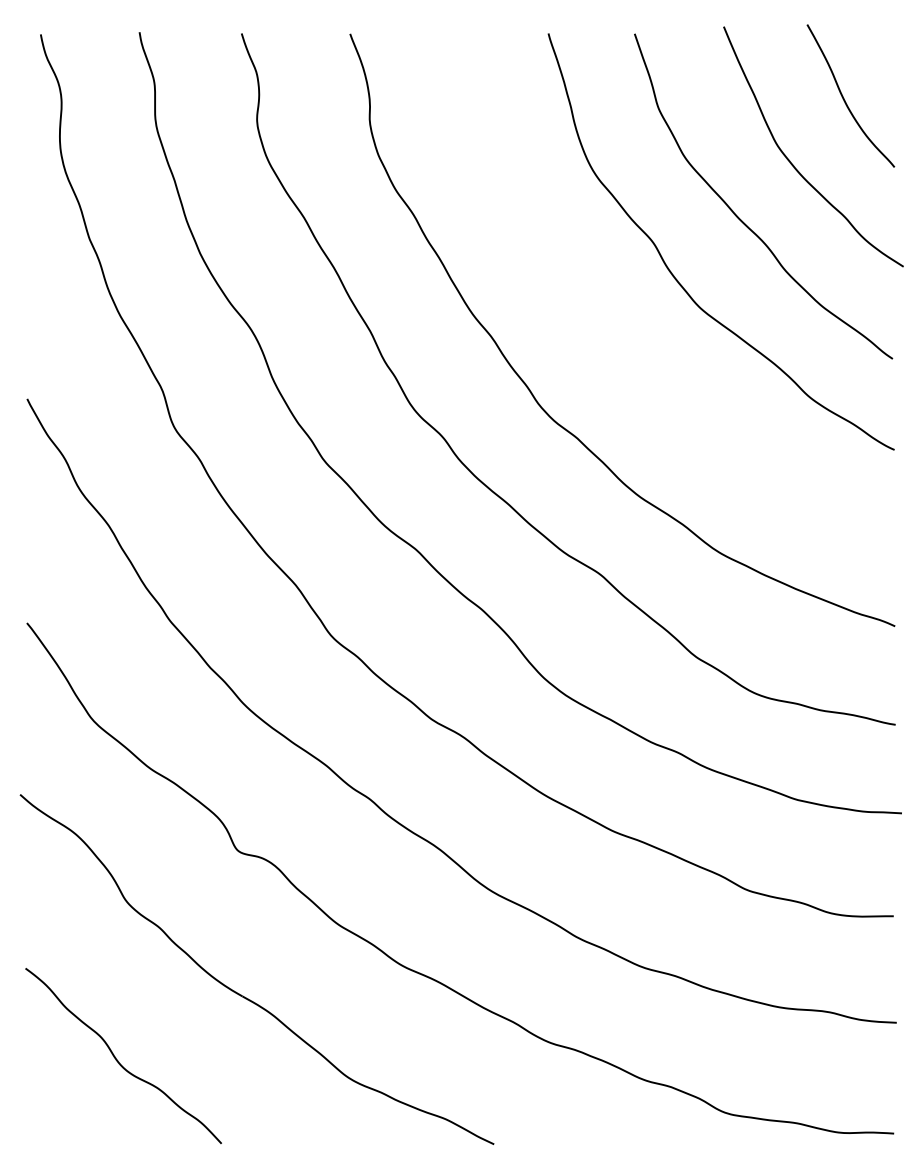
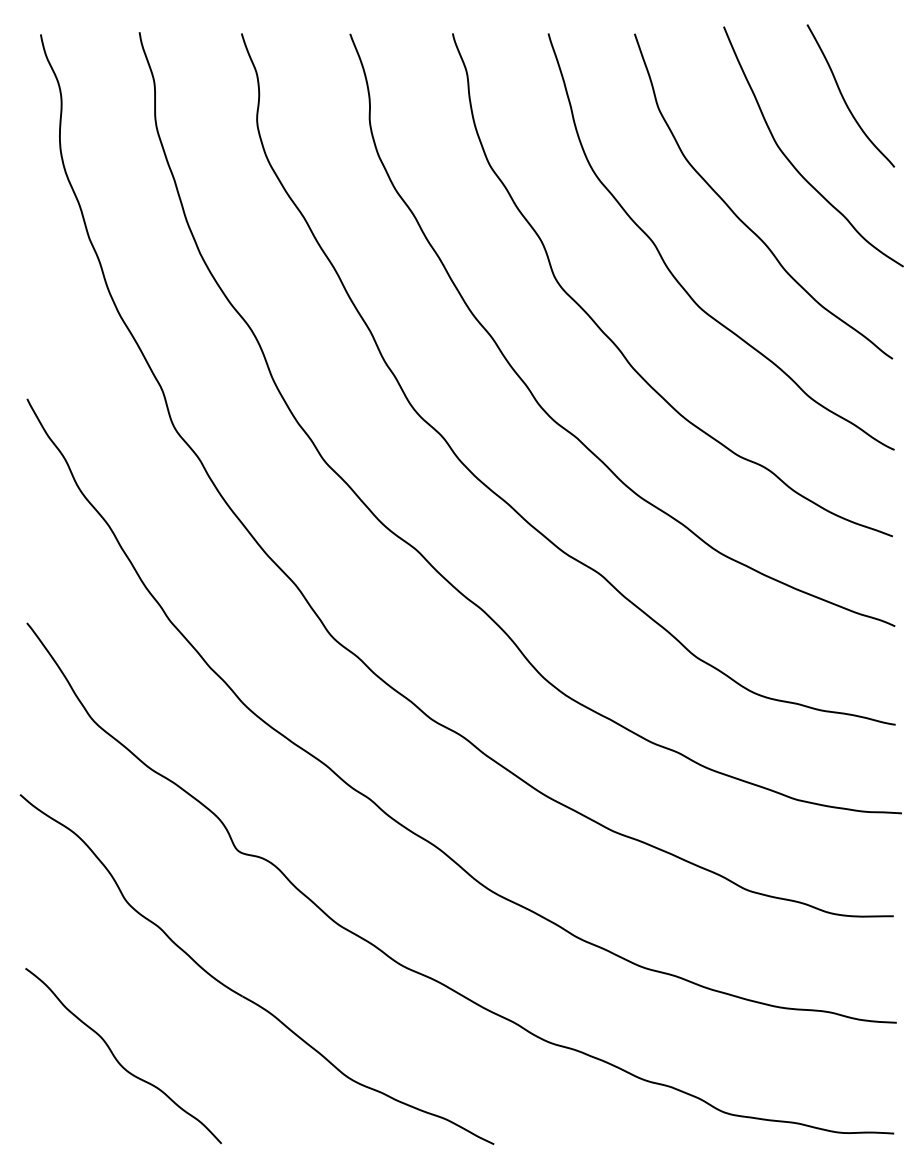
curve: none -> present (614, 342)
